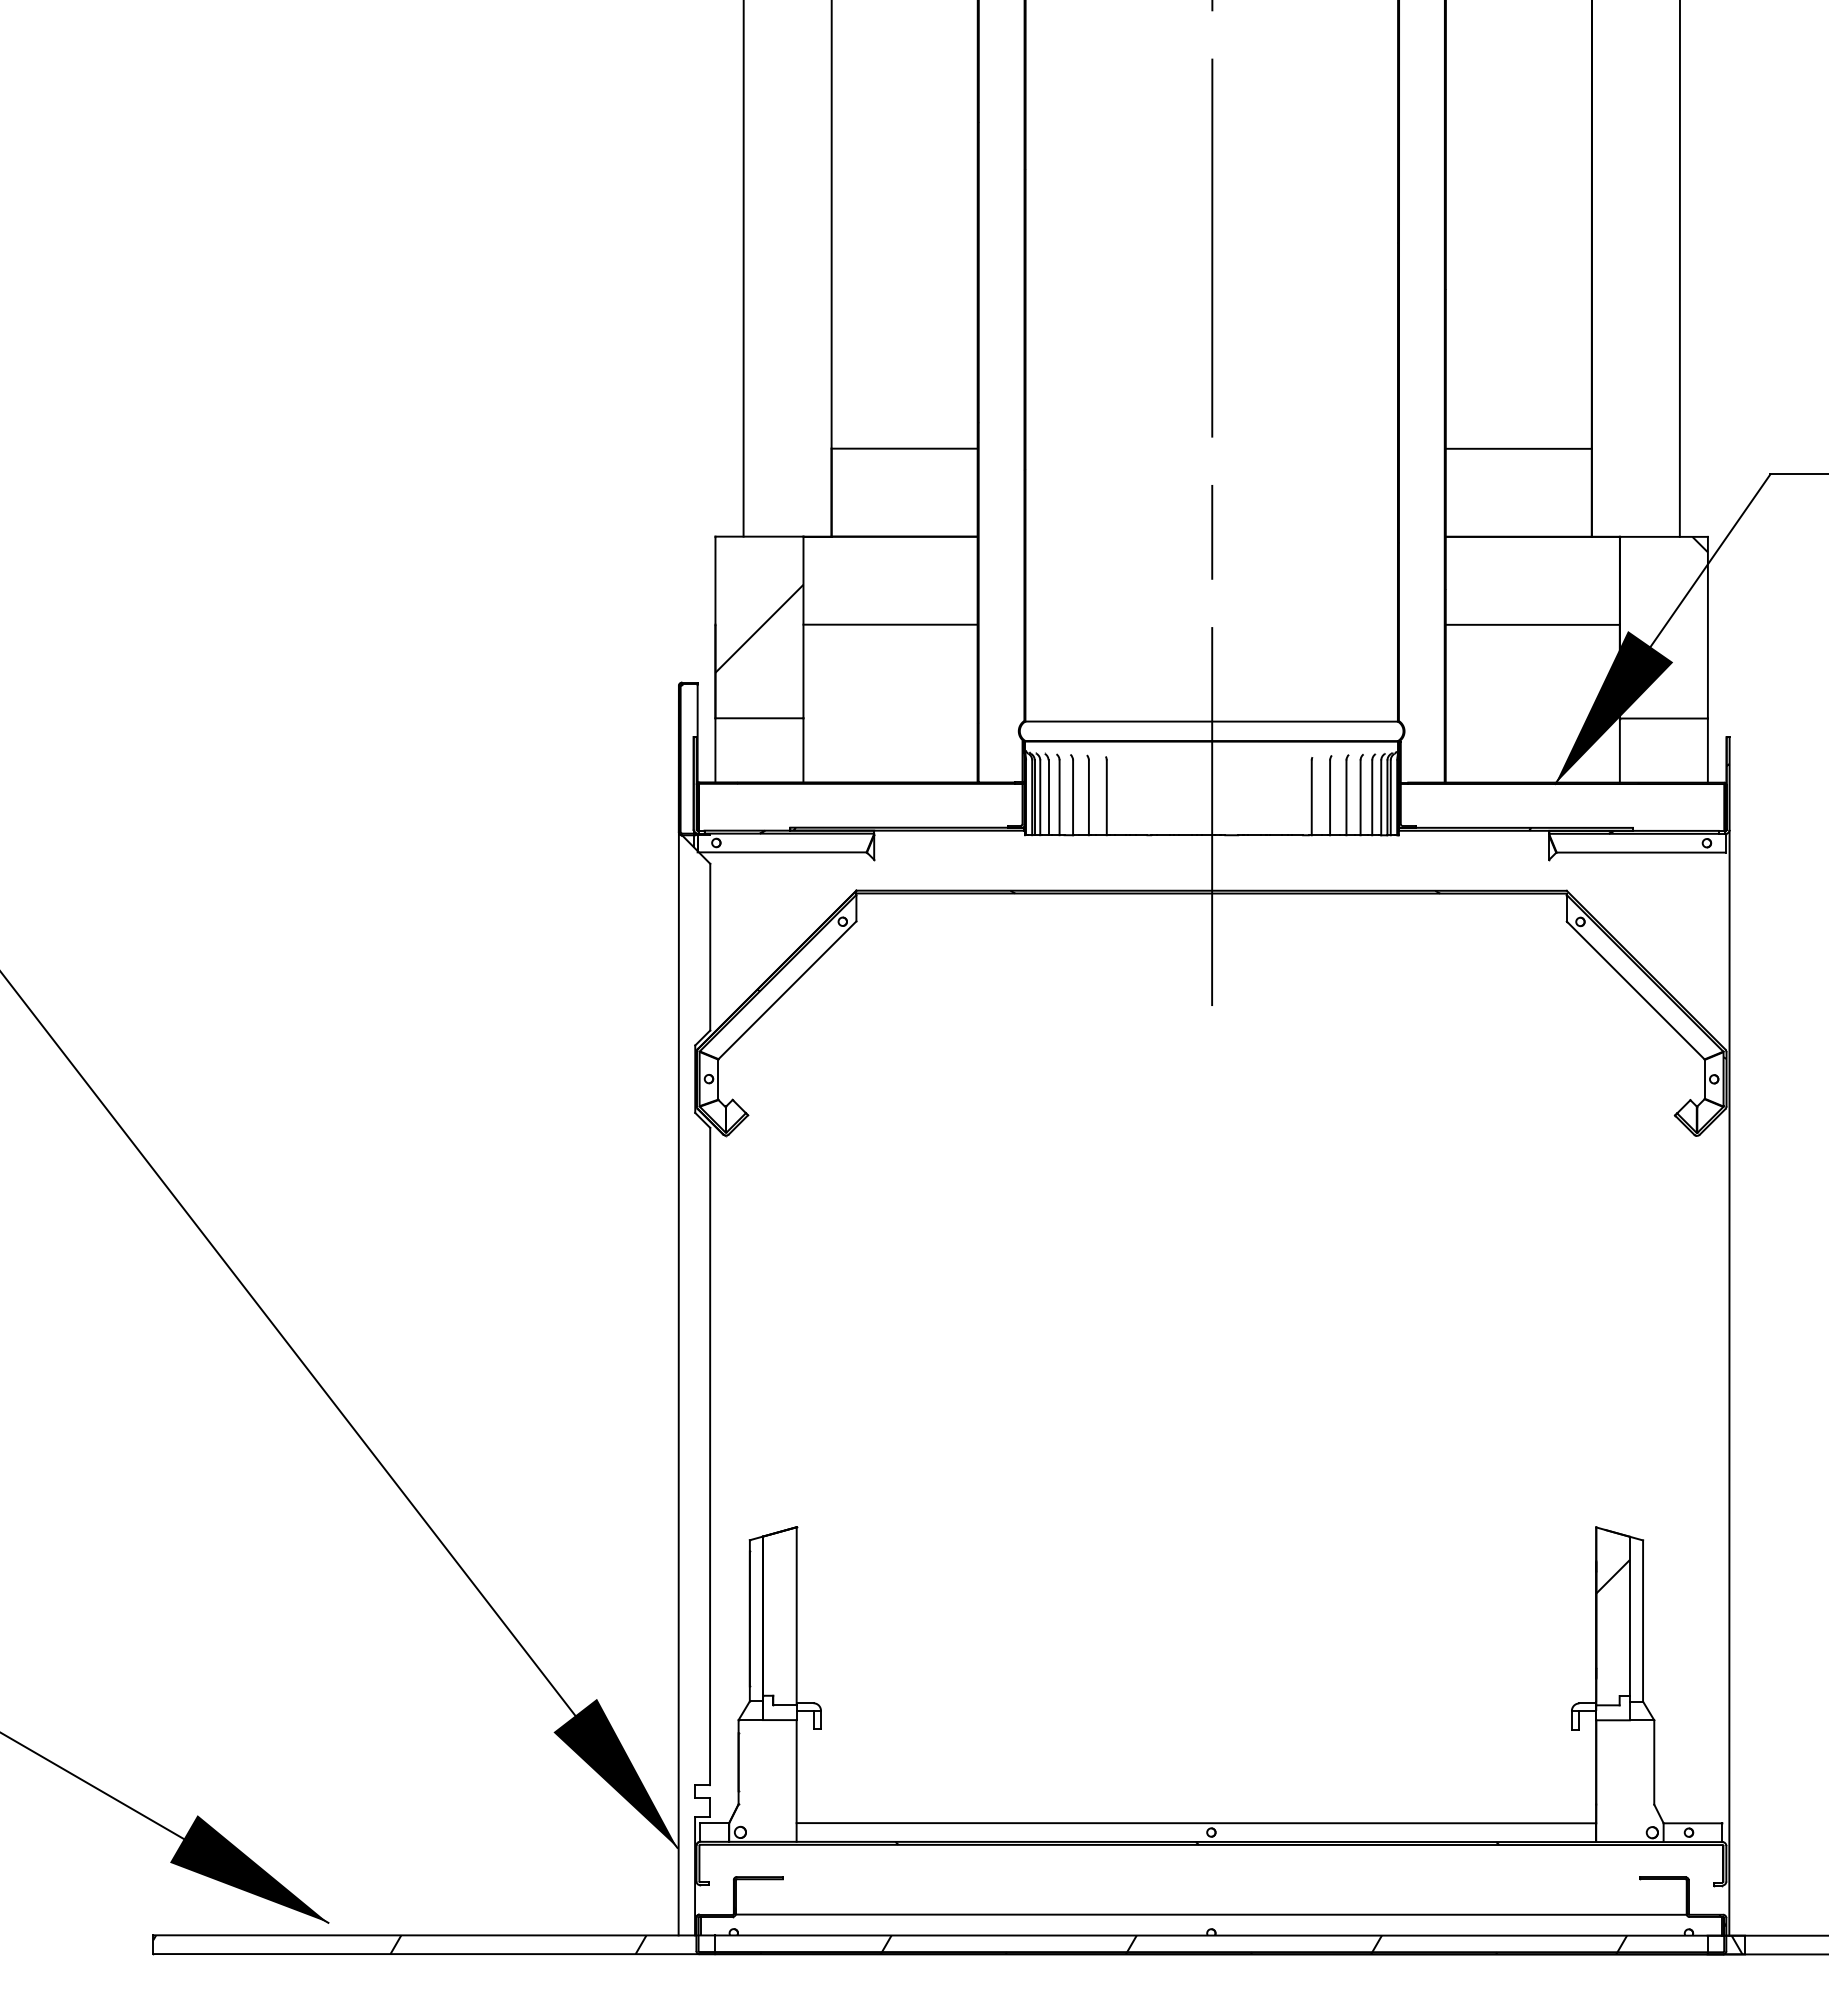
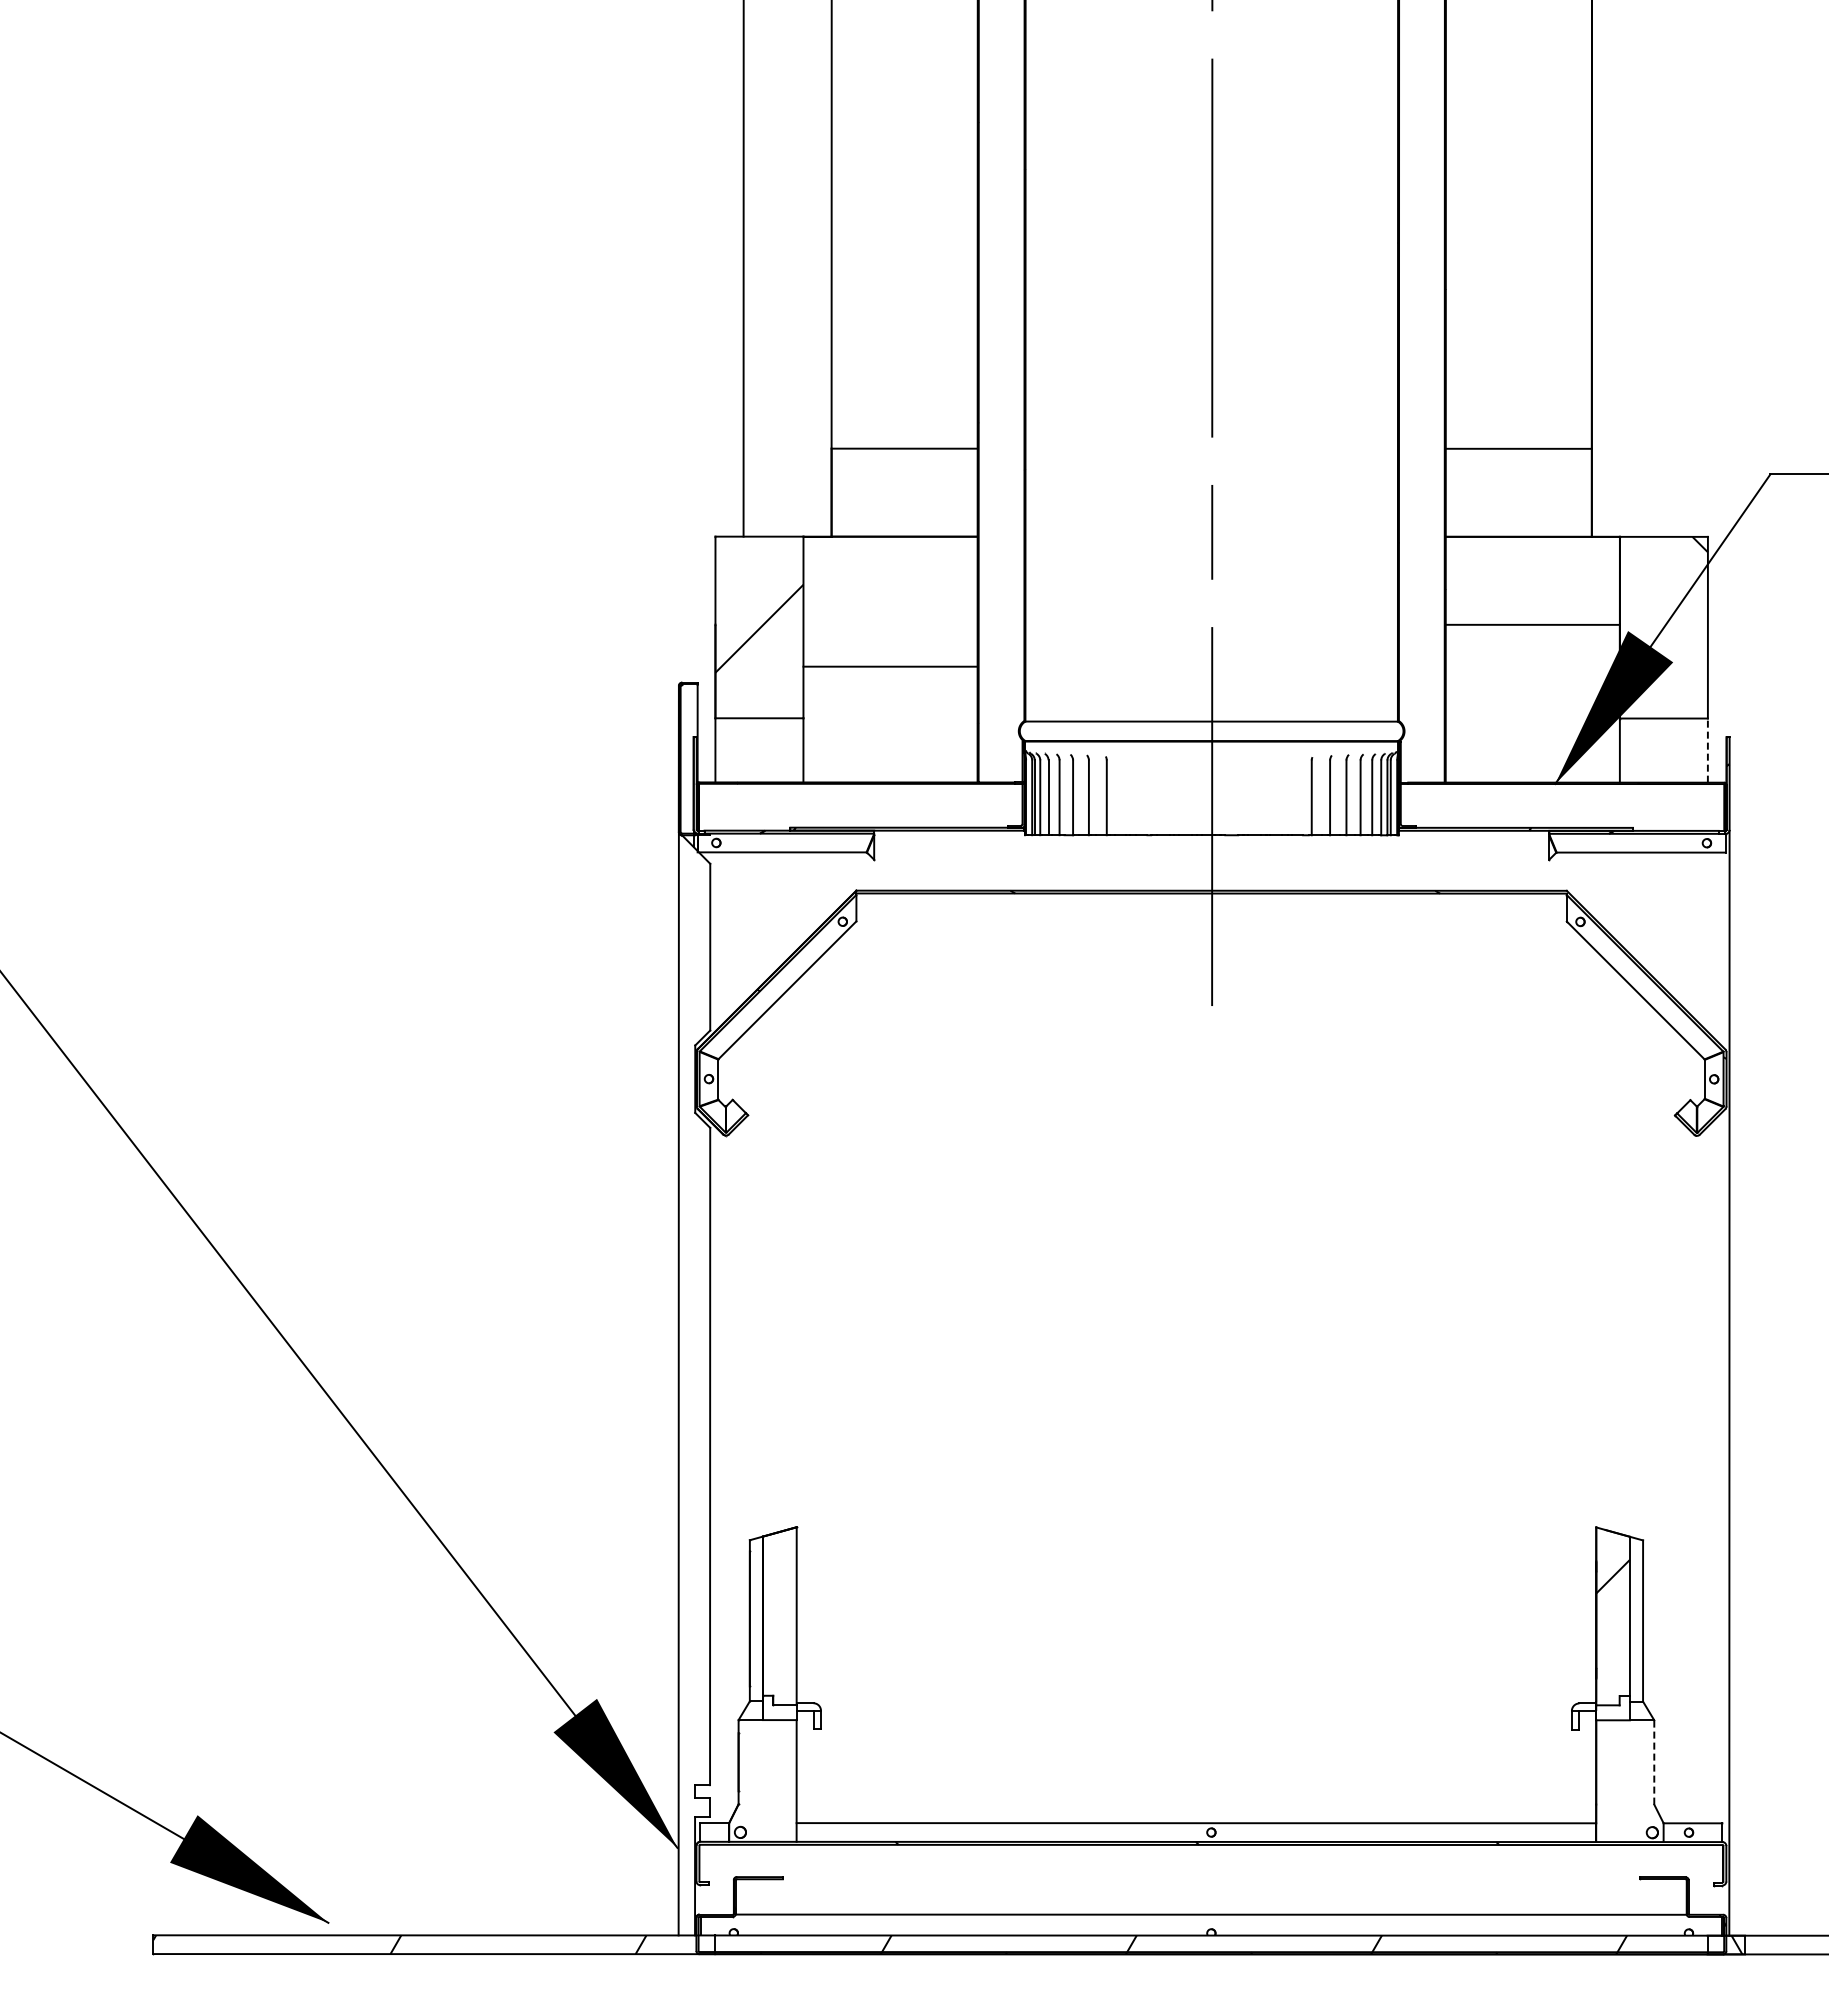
line: present -> none (1679, 269)
line position: (890, 624) -> (890, 666) (890, 666)
line: solid -> dashed (1707, 750)
line: solid -> dashed (1654, 1761)
